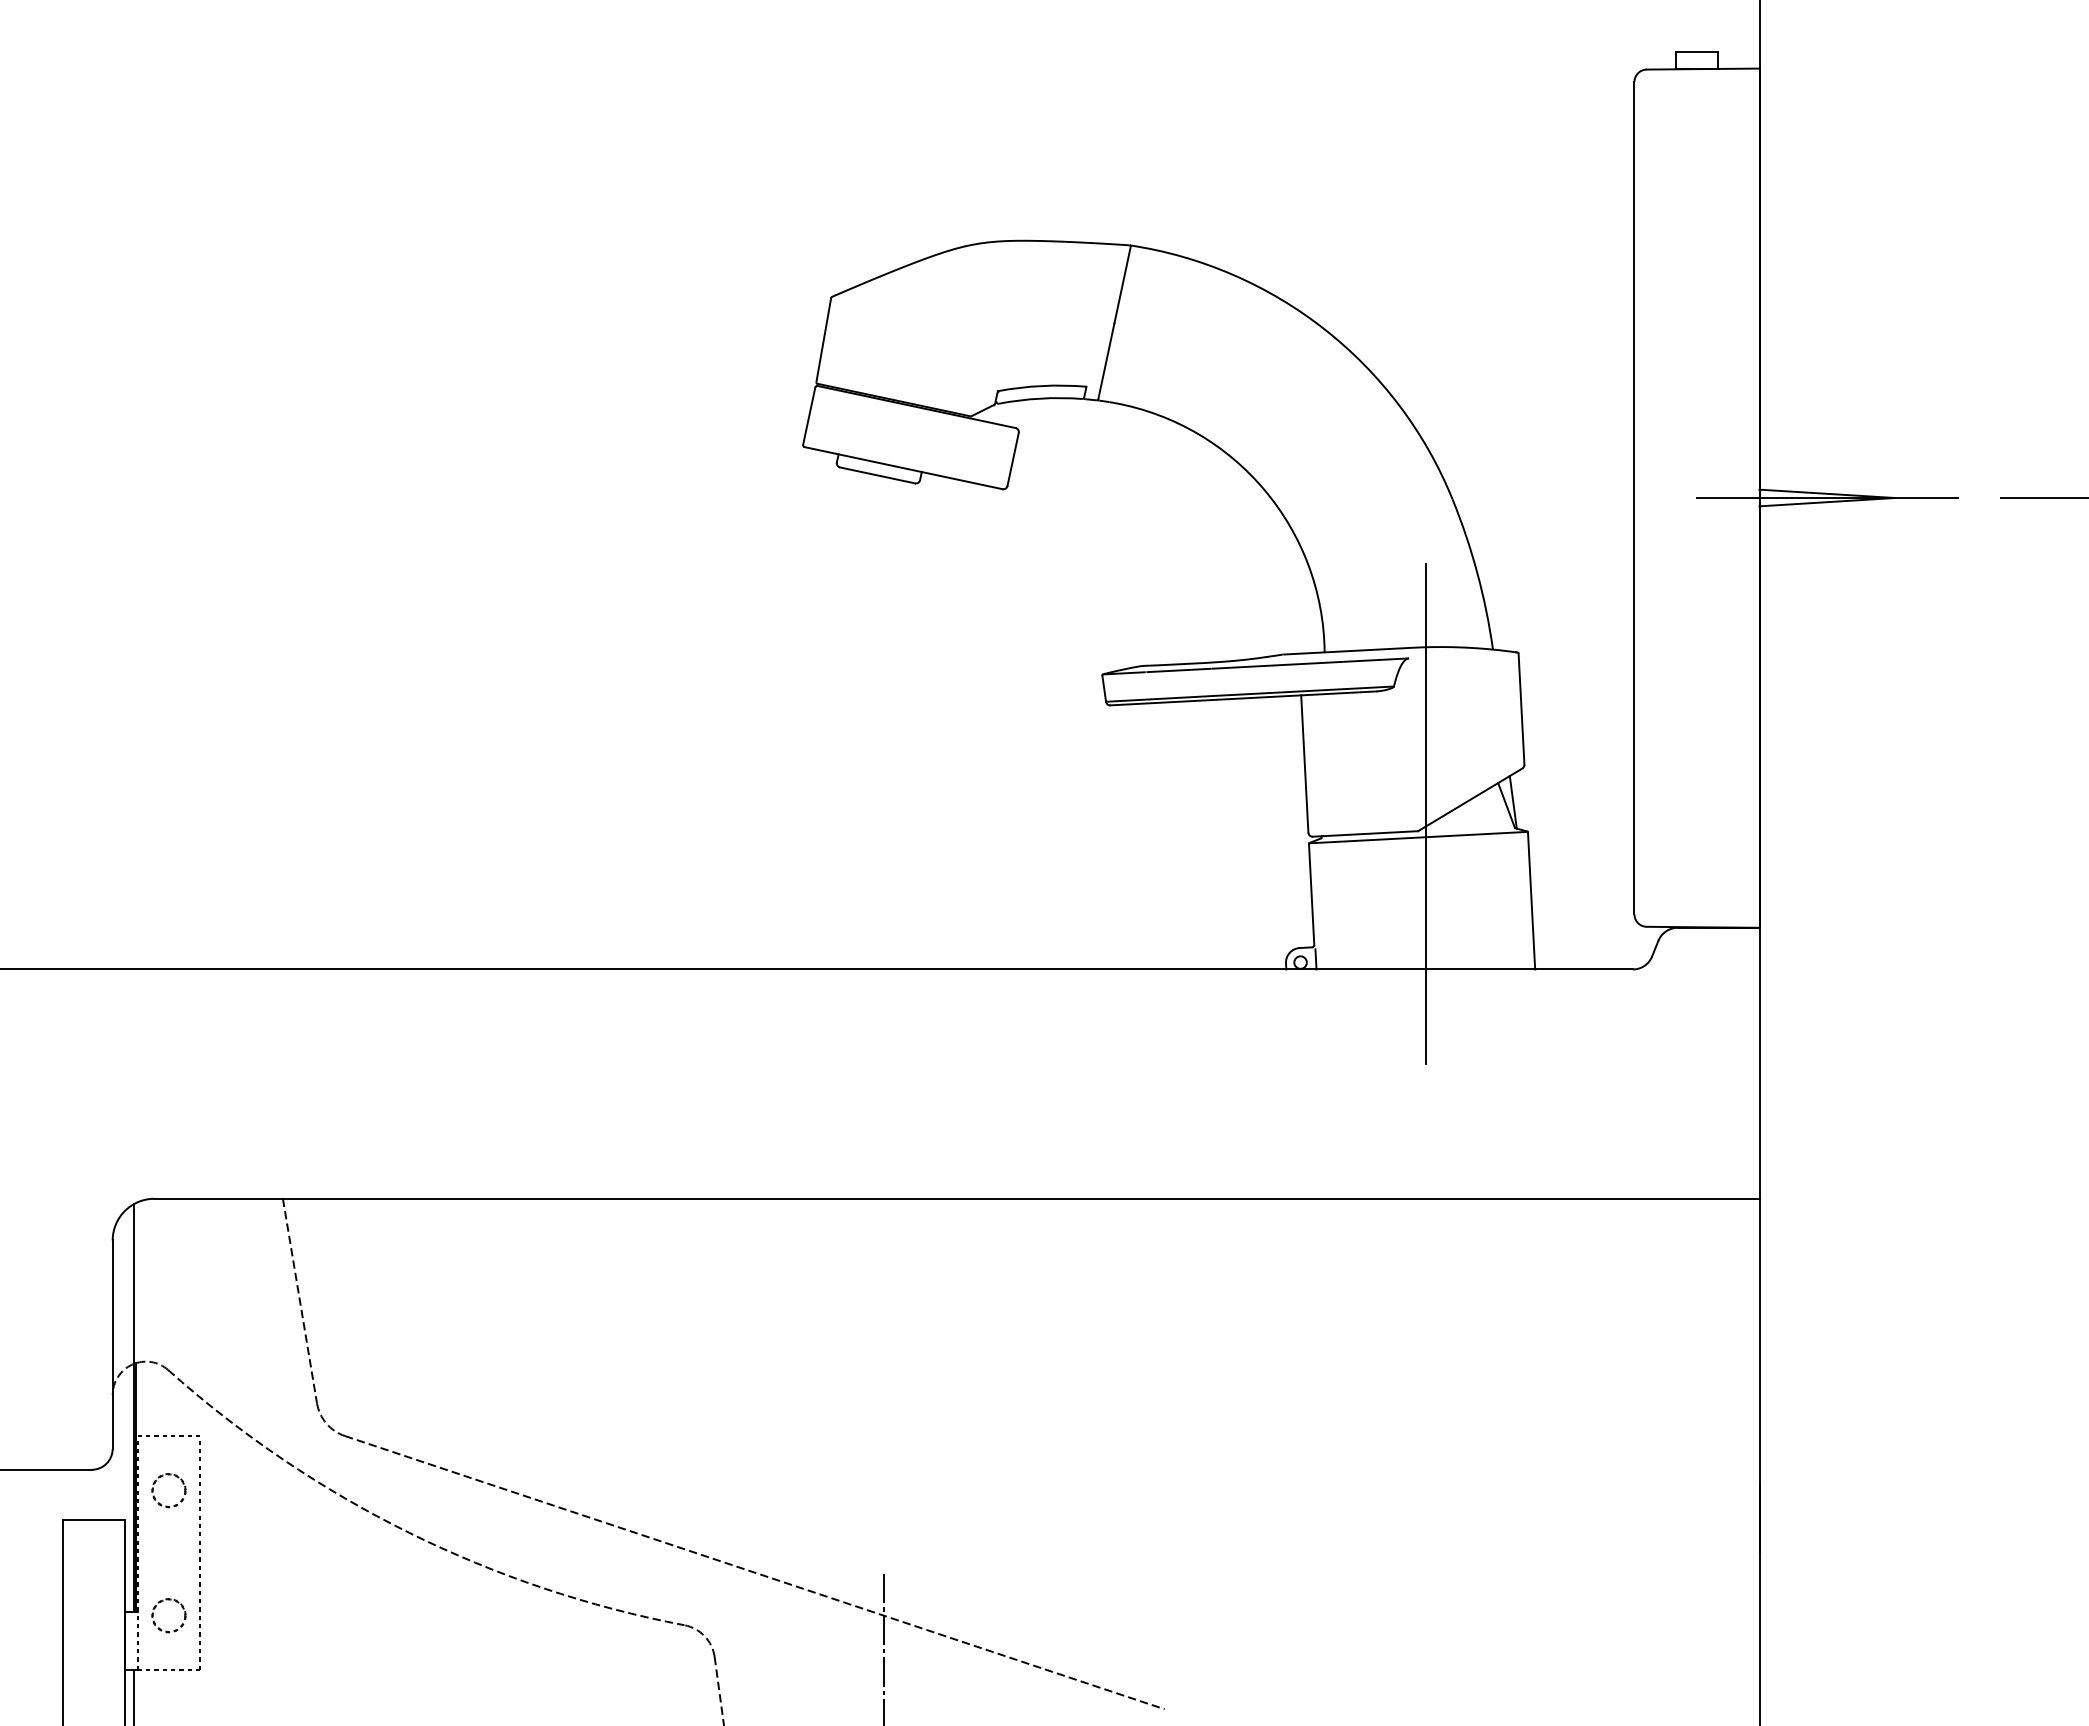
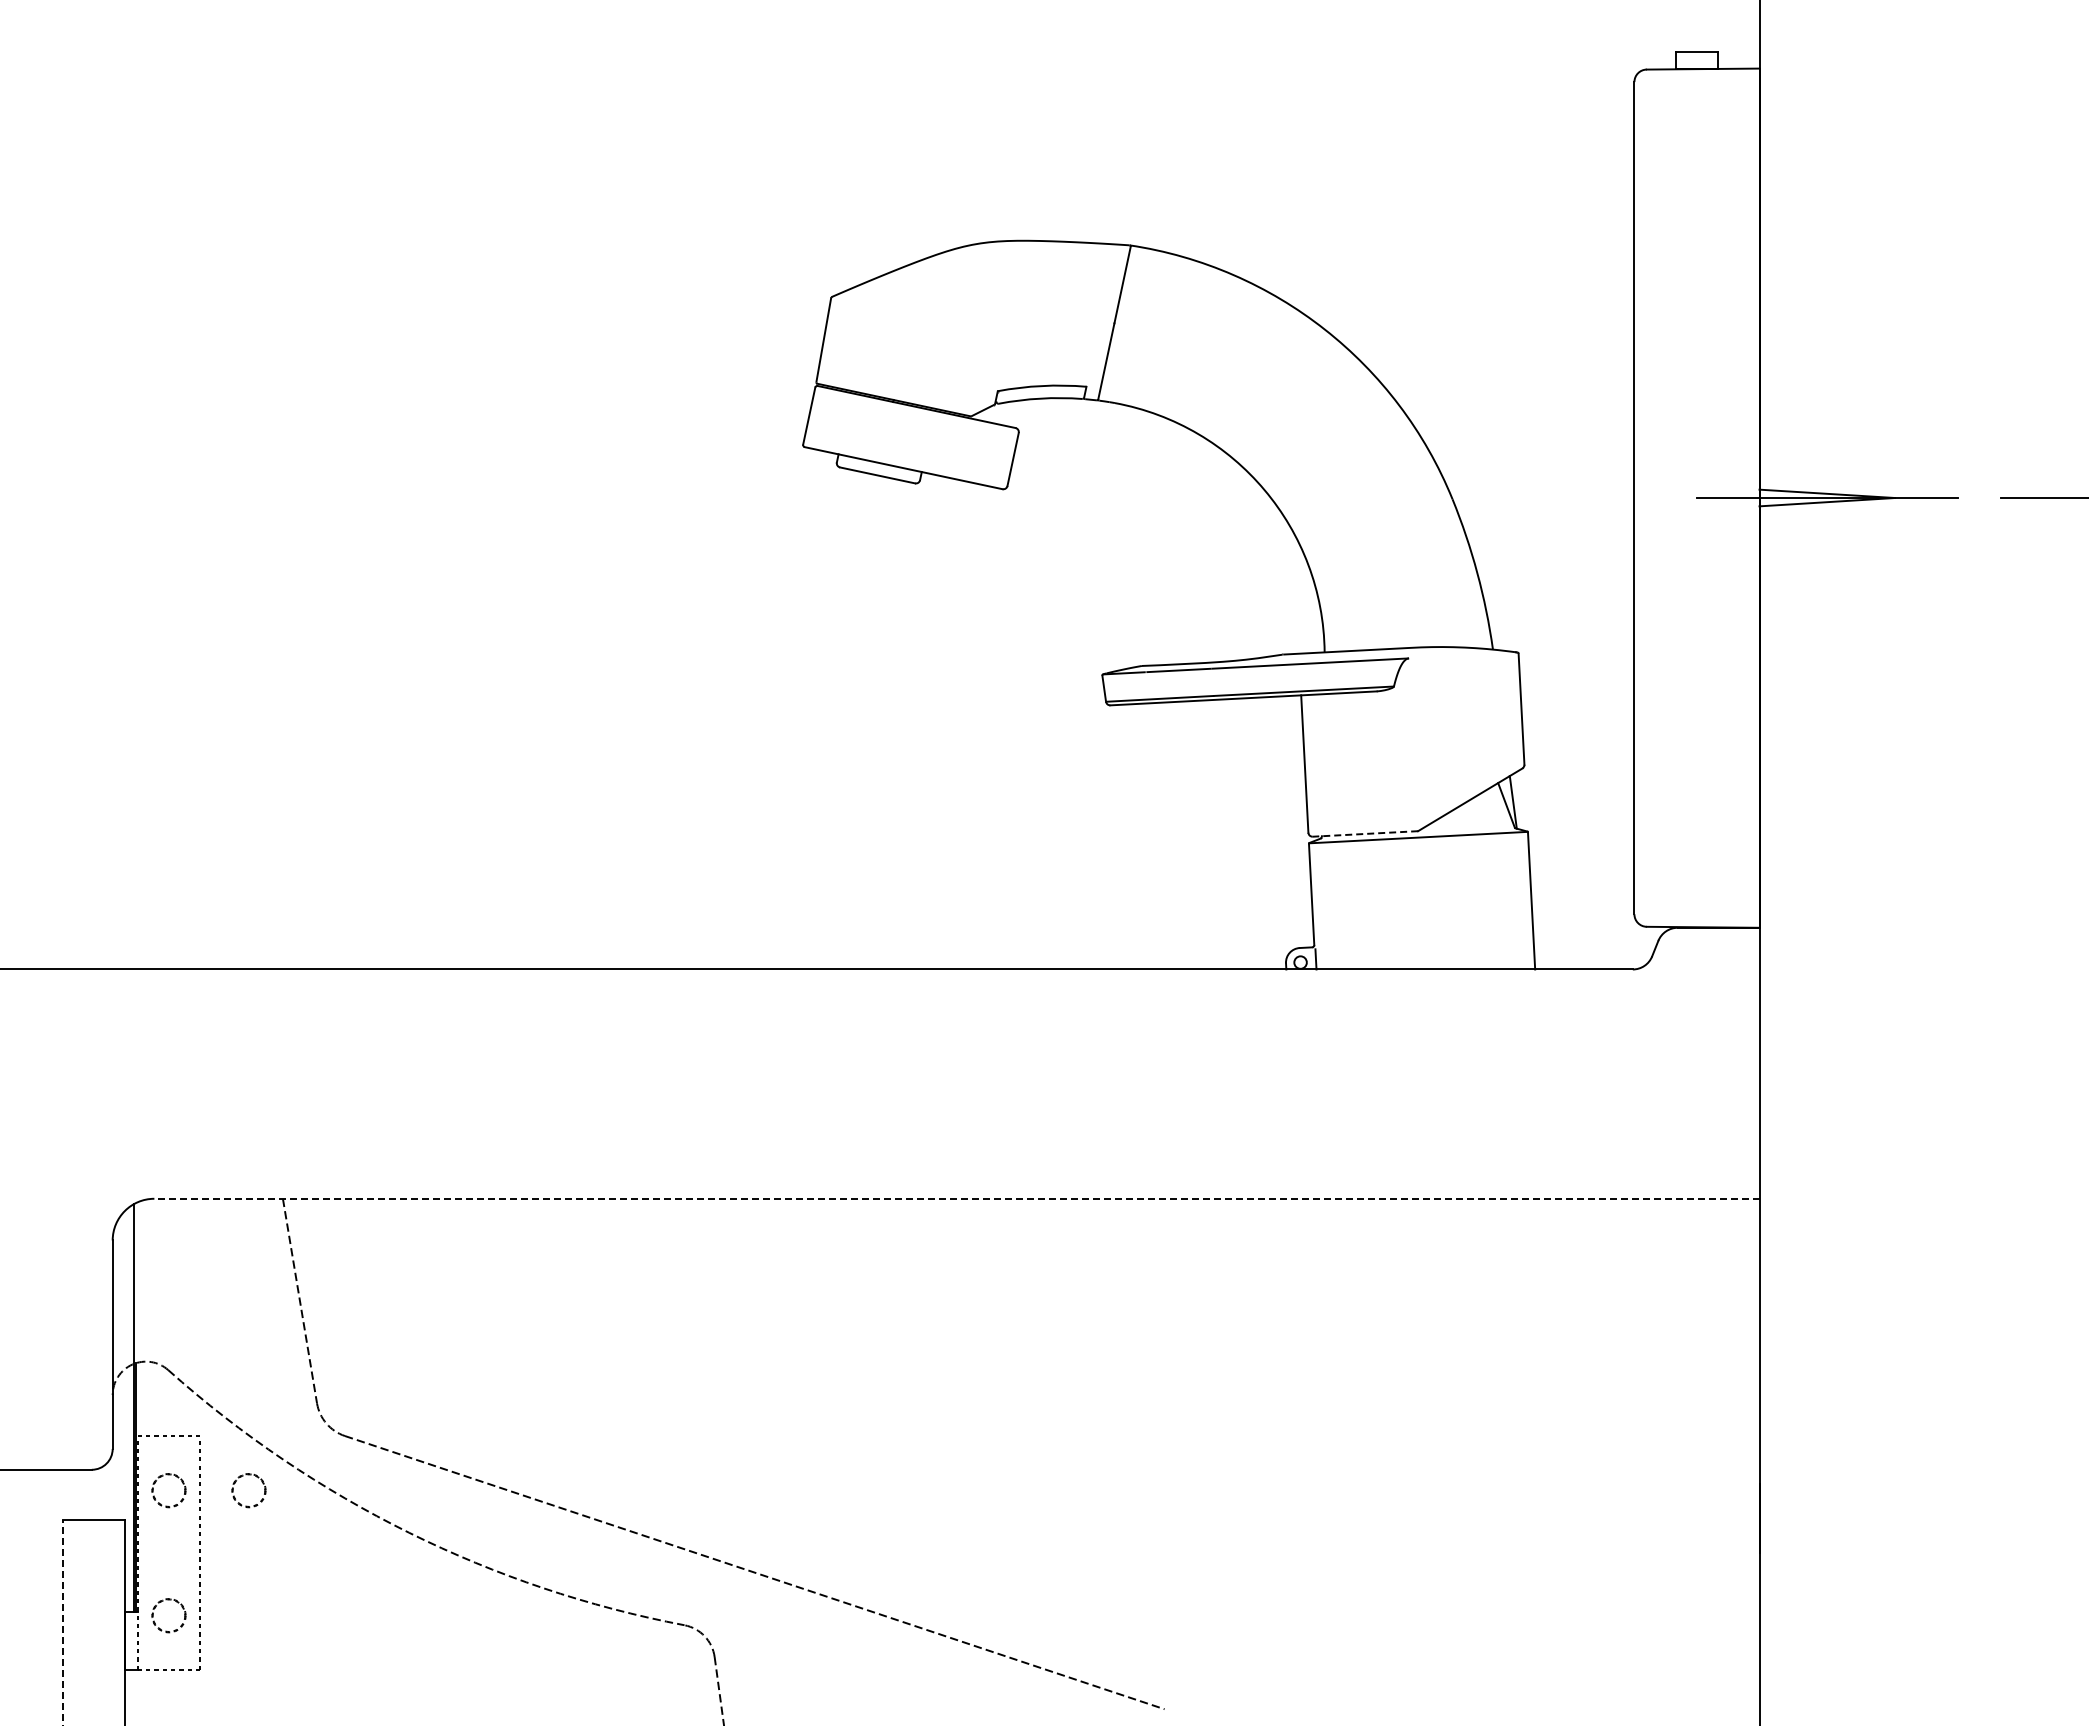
line: present -> none (1425, 814)
line: solid -> dashed (1365, 833)
line: solid -> dashed (956, 1198)
circle: none -> present (248, 1490)
line: solid -> dashed (62, 1622)
line: present -> none (883, 1648)
line: present -> none (133, 1695)
